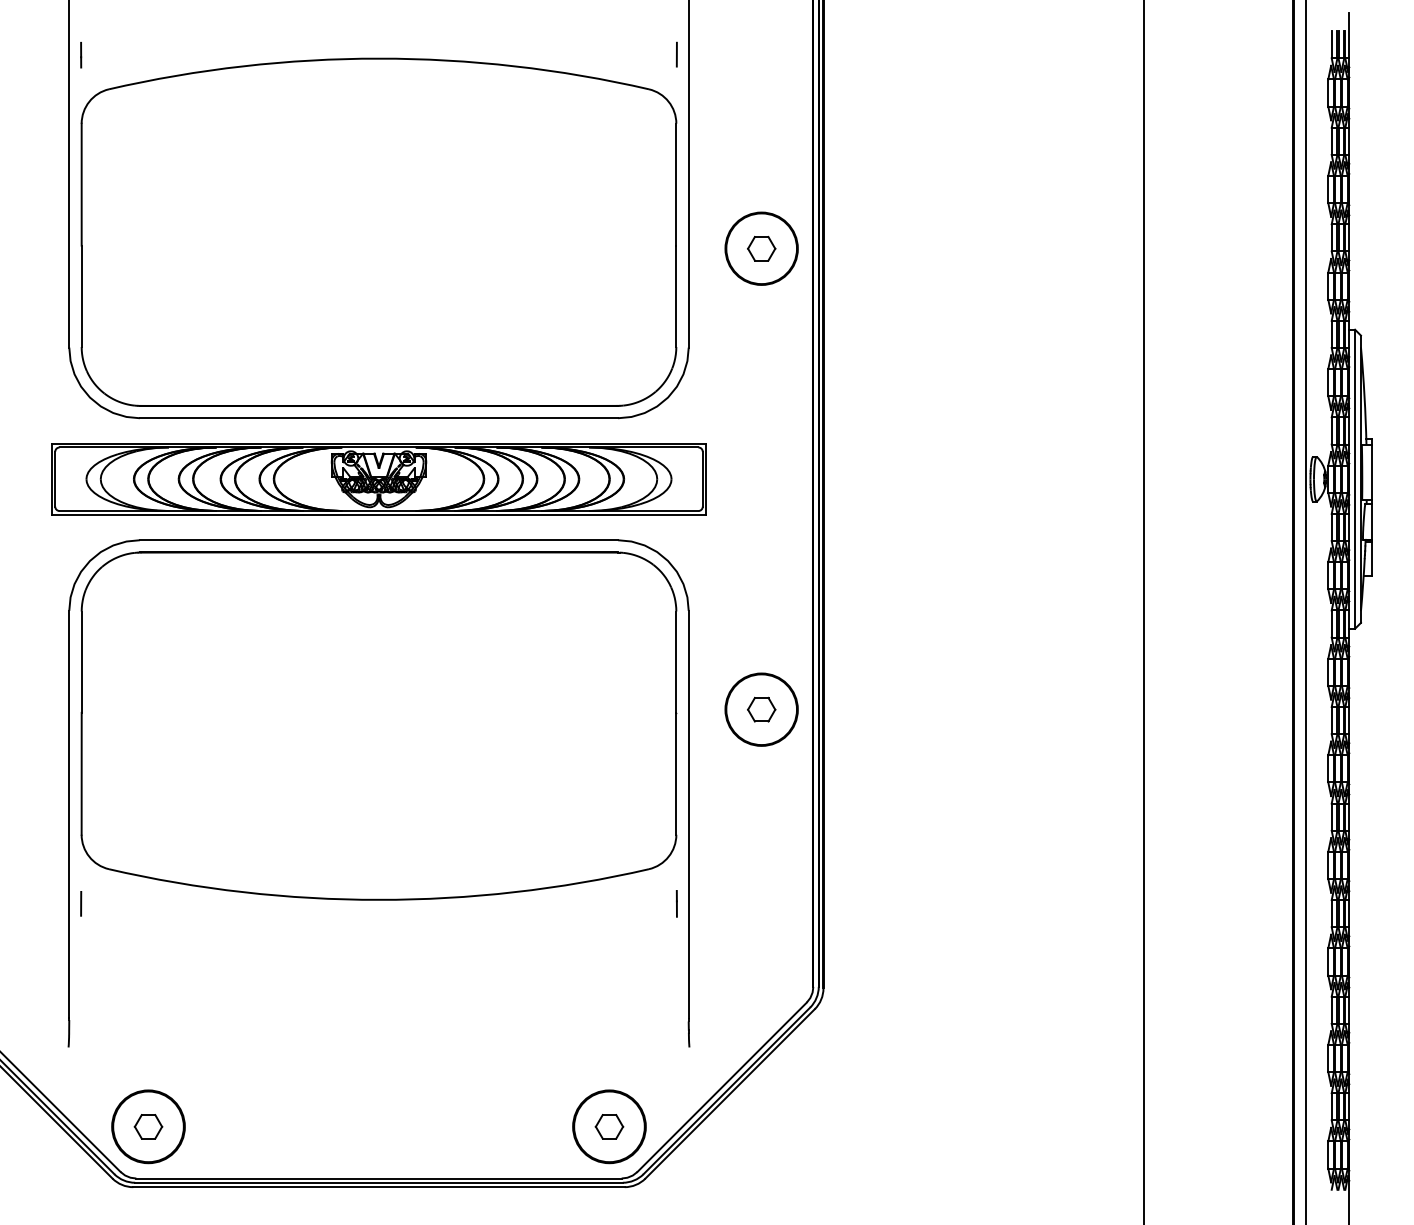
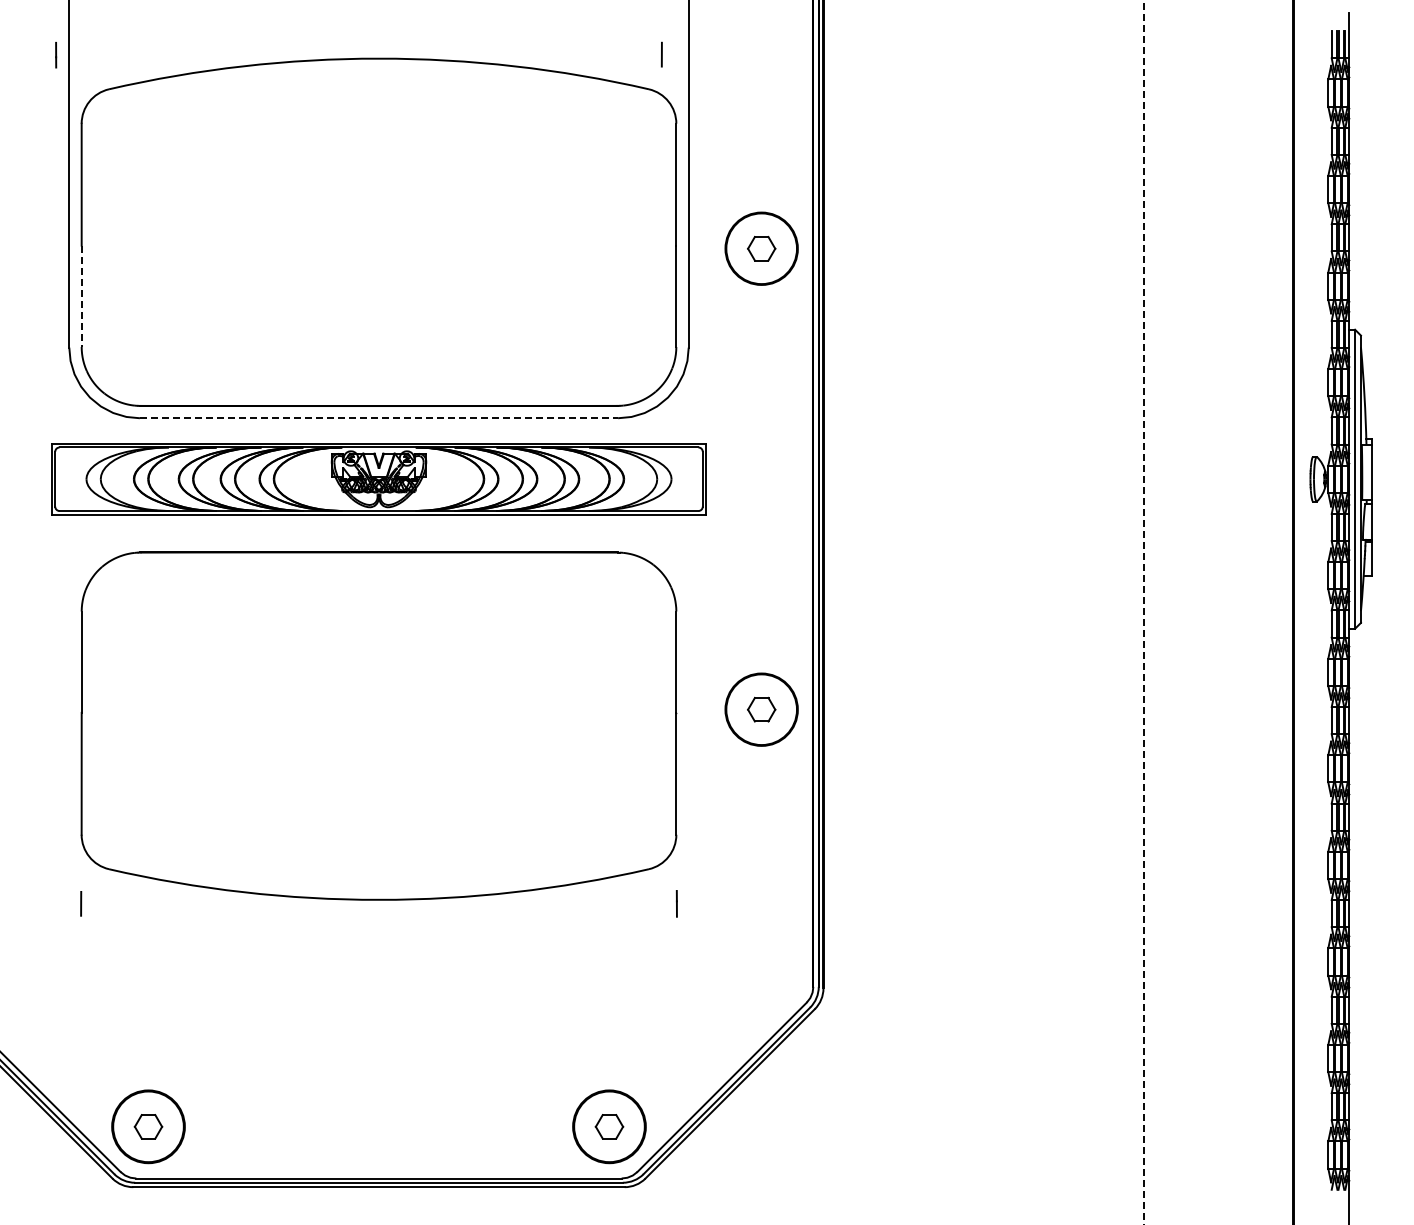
line position: (676, 54) -> (661, 54) (661, 54)
line position: (81, 55) -> (56, 55) (56, 55)
line: solid -> dashed (81, 296)
line: solid -> dashed (379, 418)
part: present -> none (378, 540)
line: present -> none (1305, 611)
line: solid -> dashed (1144, 612)
